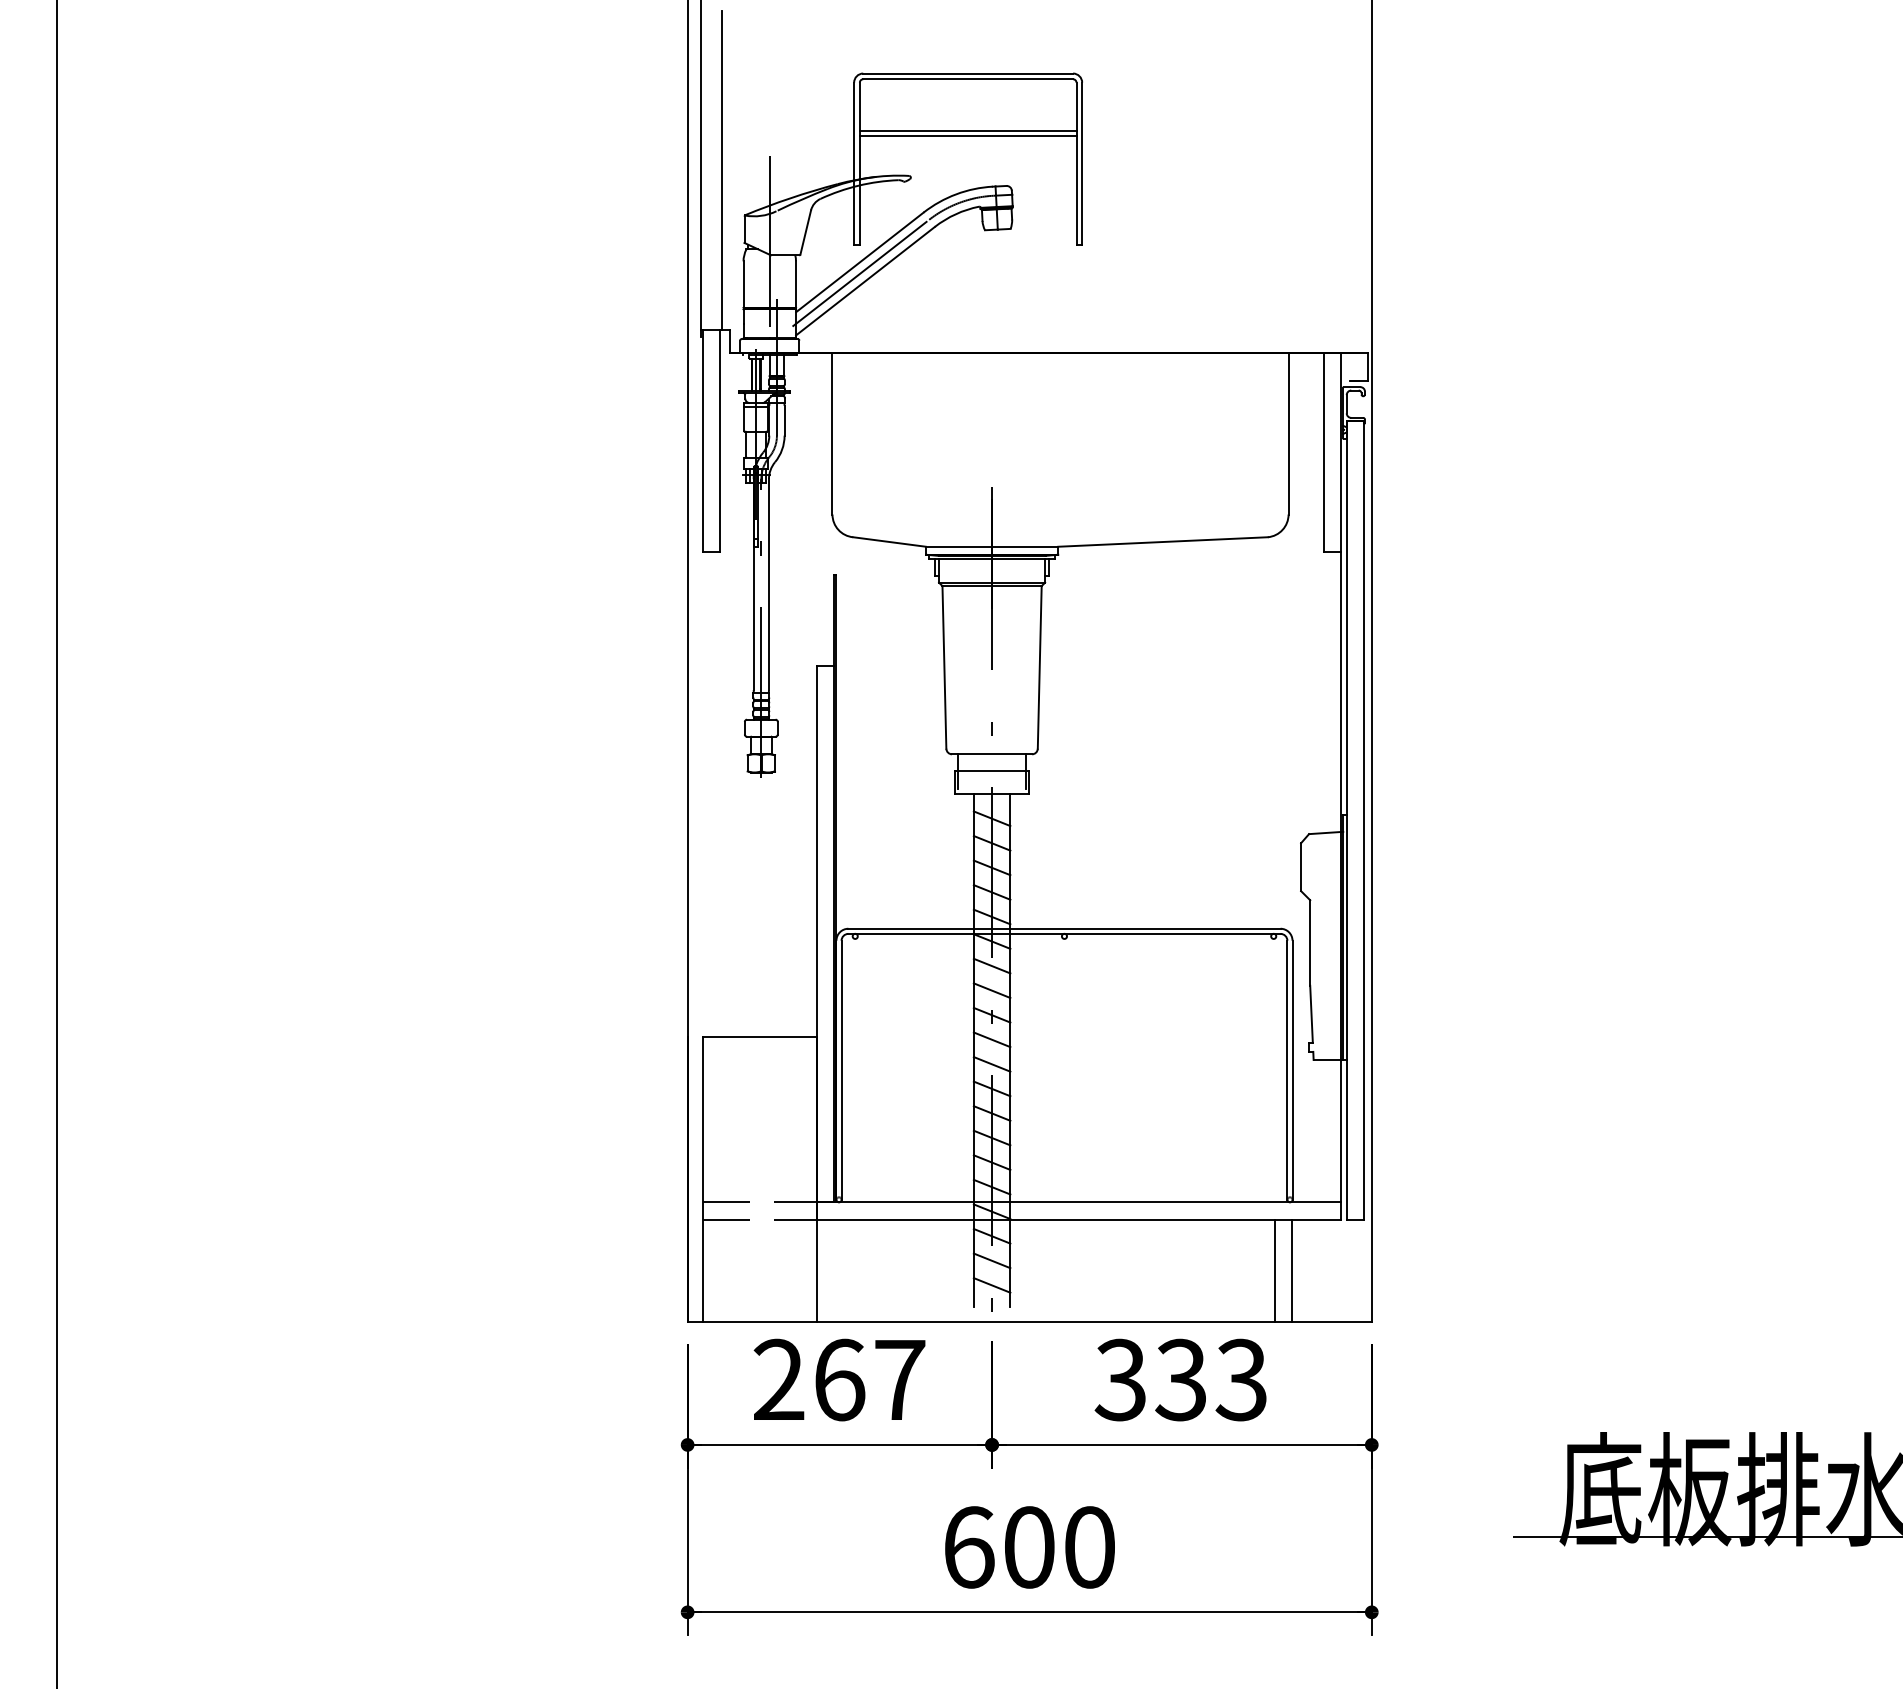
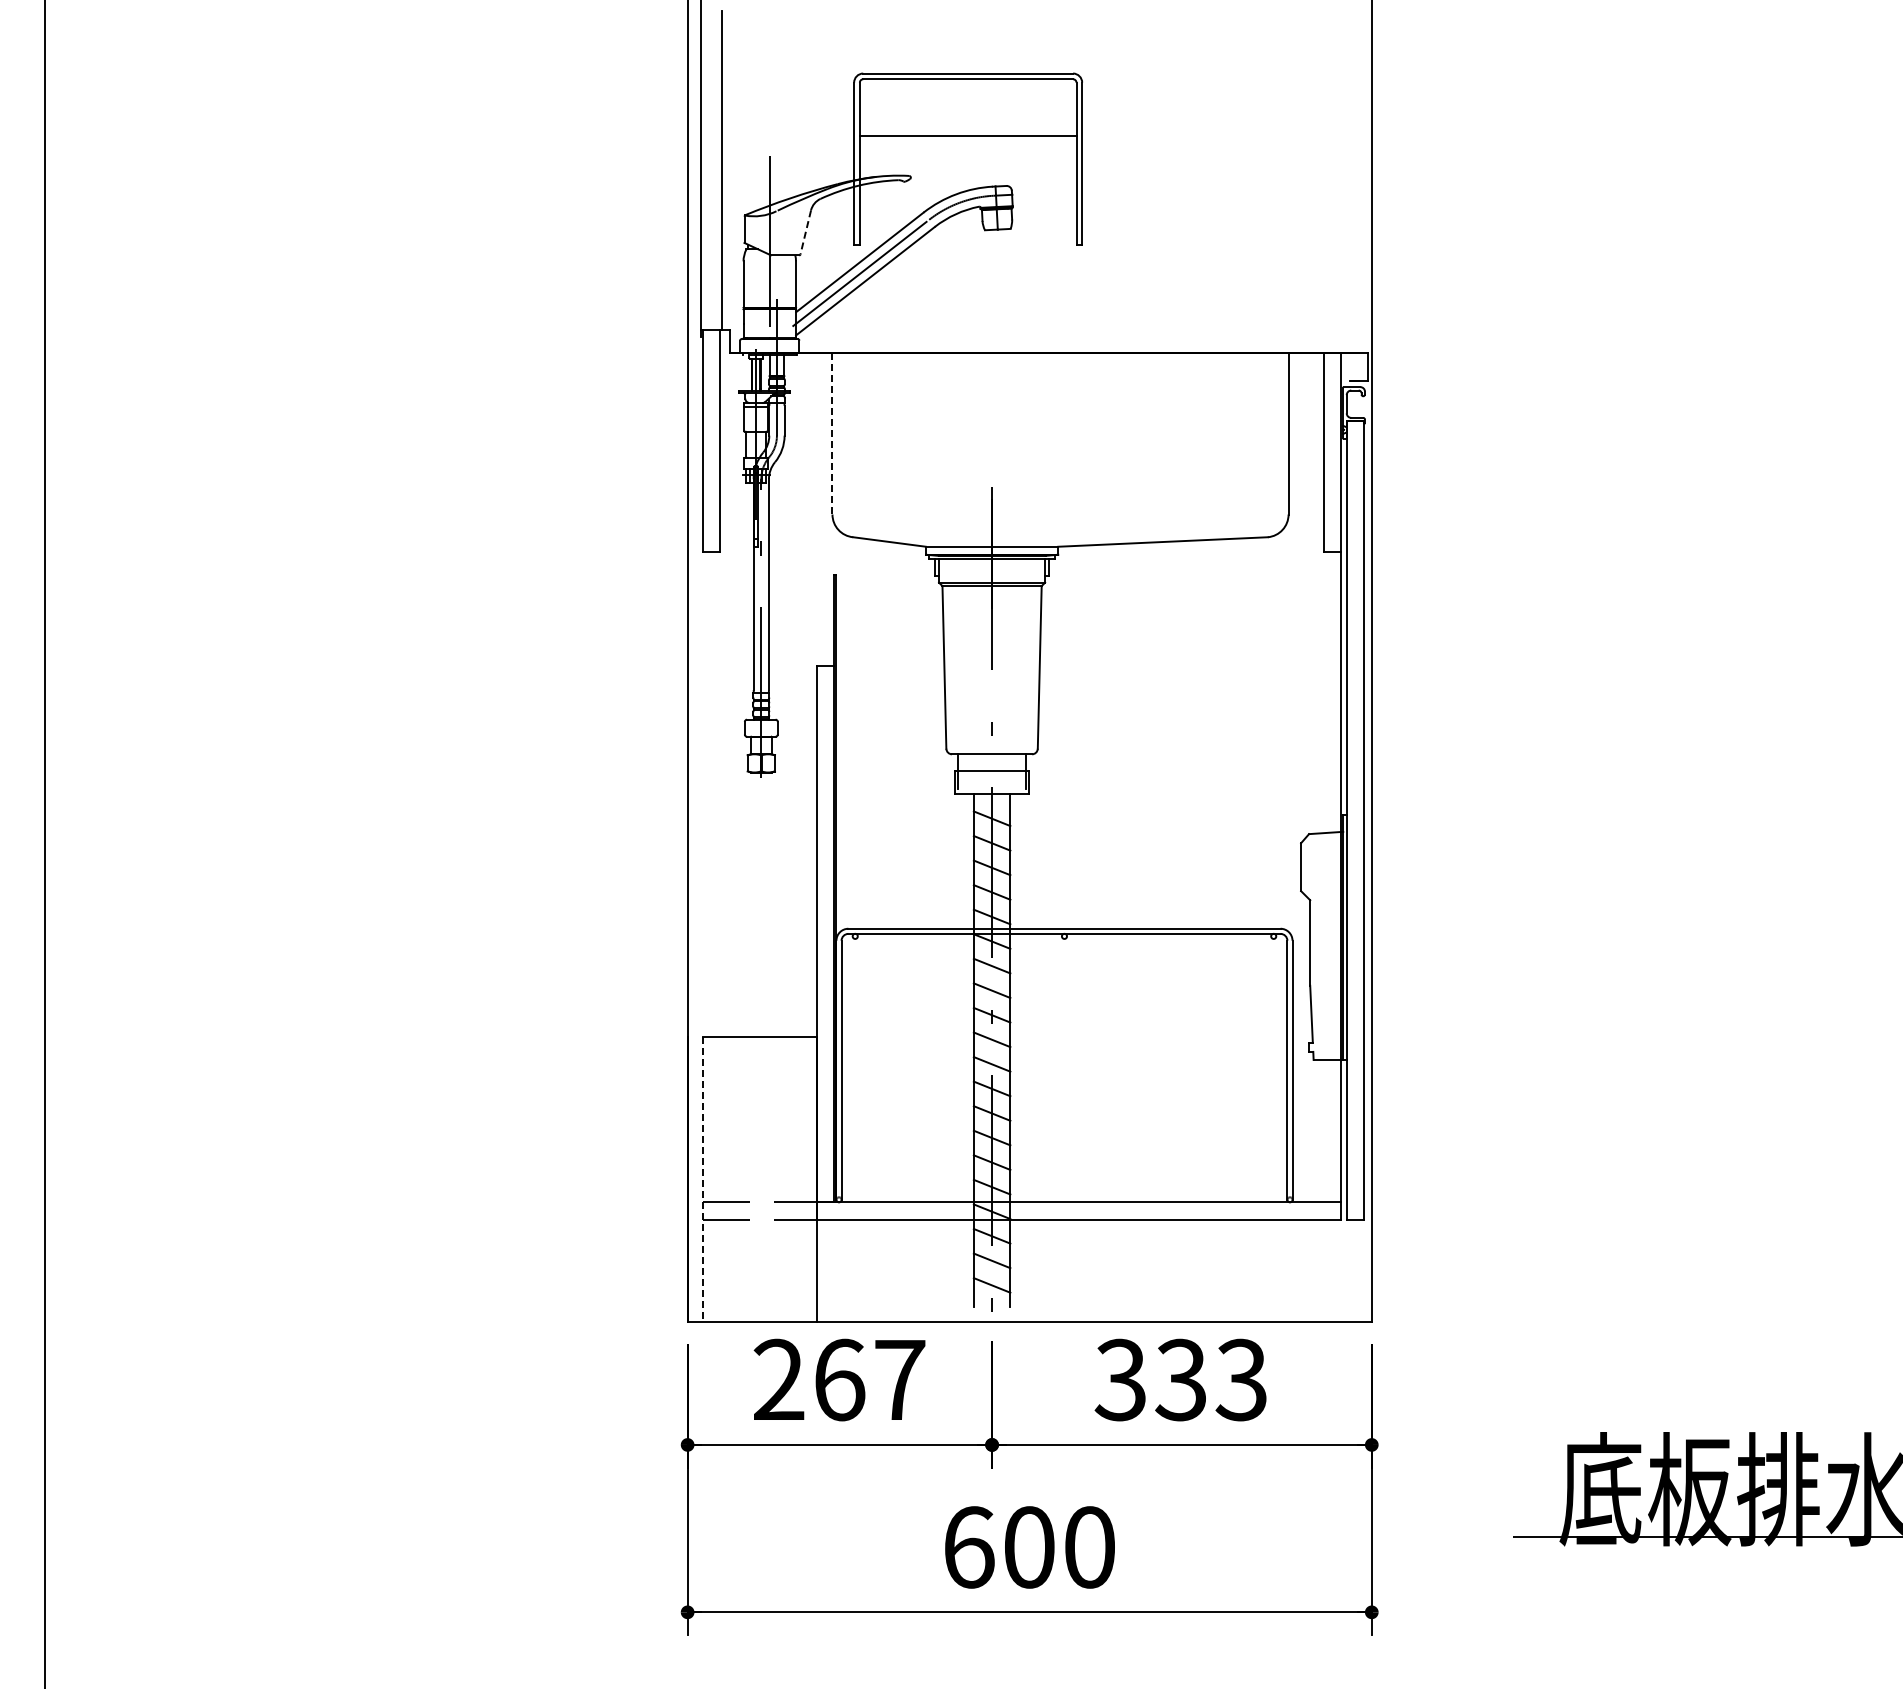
line: present -> none (967, 130)
line: solid -> dashed (805, 232)
line: solid -> dashed (832, 433)
line position: (57, 843) -> (45, 843) (45, 843)
line: solid -> dashed (702, 1179)
line: present -> none (1274, 1270)
line: present -> none (1292, 1270)
